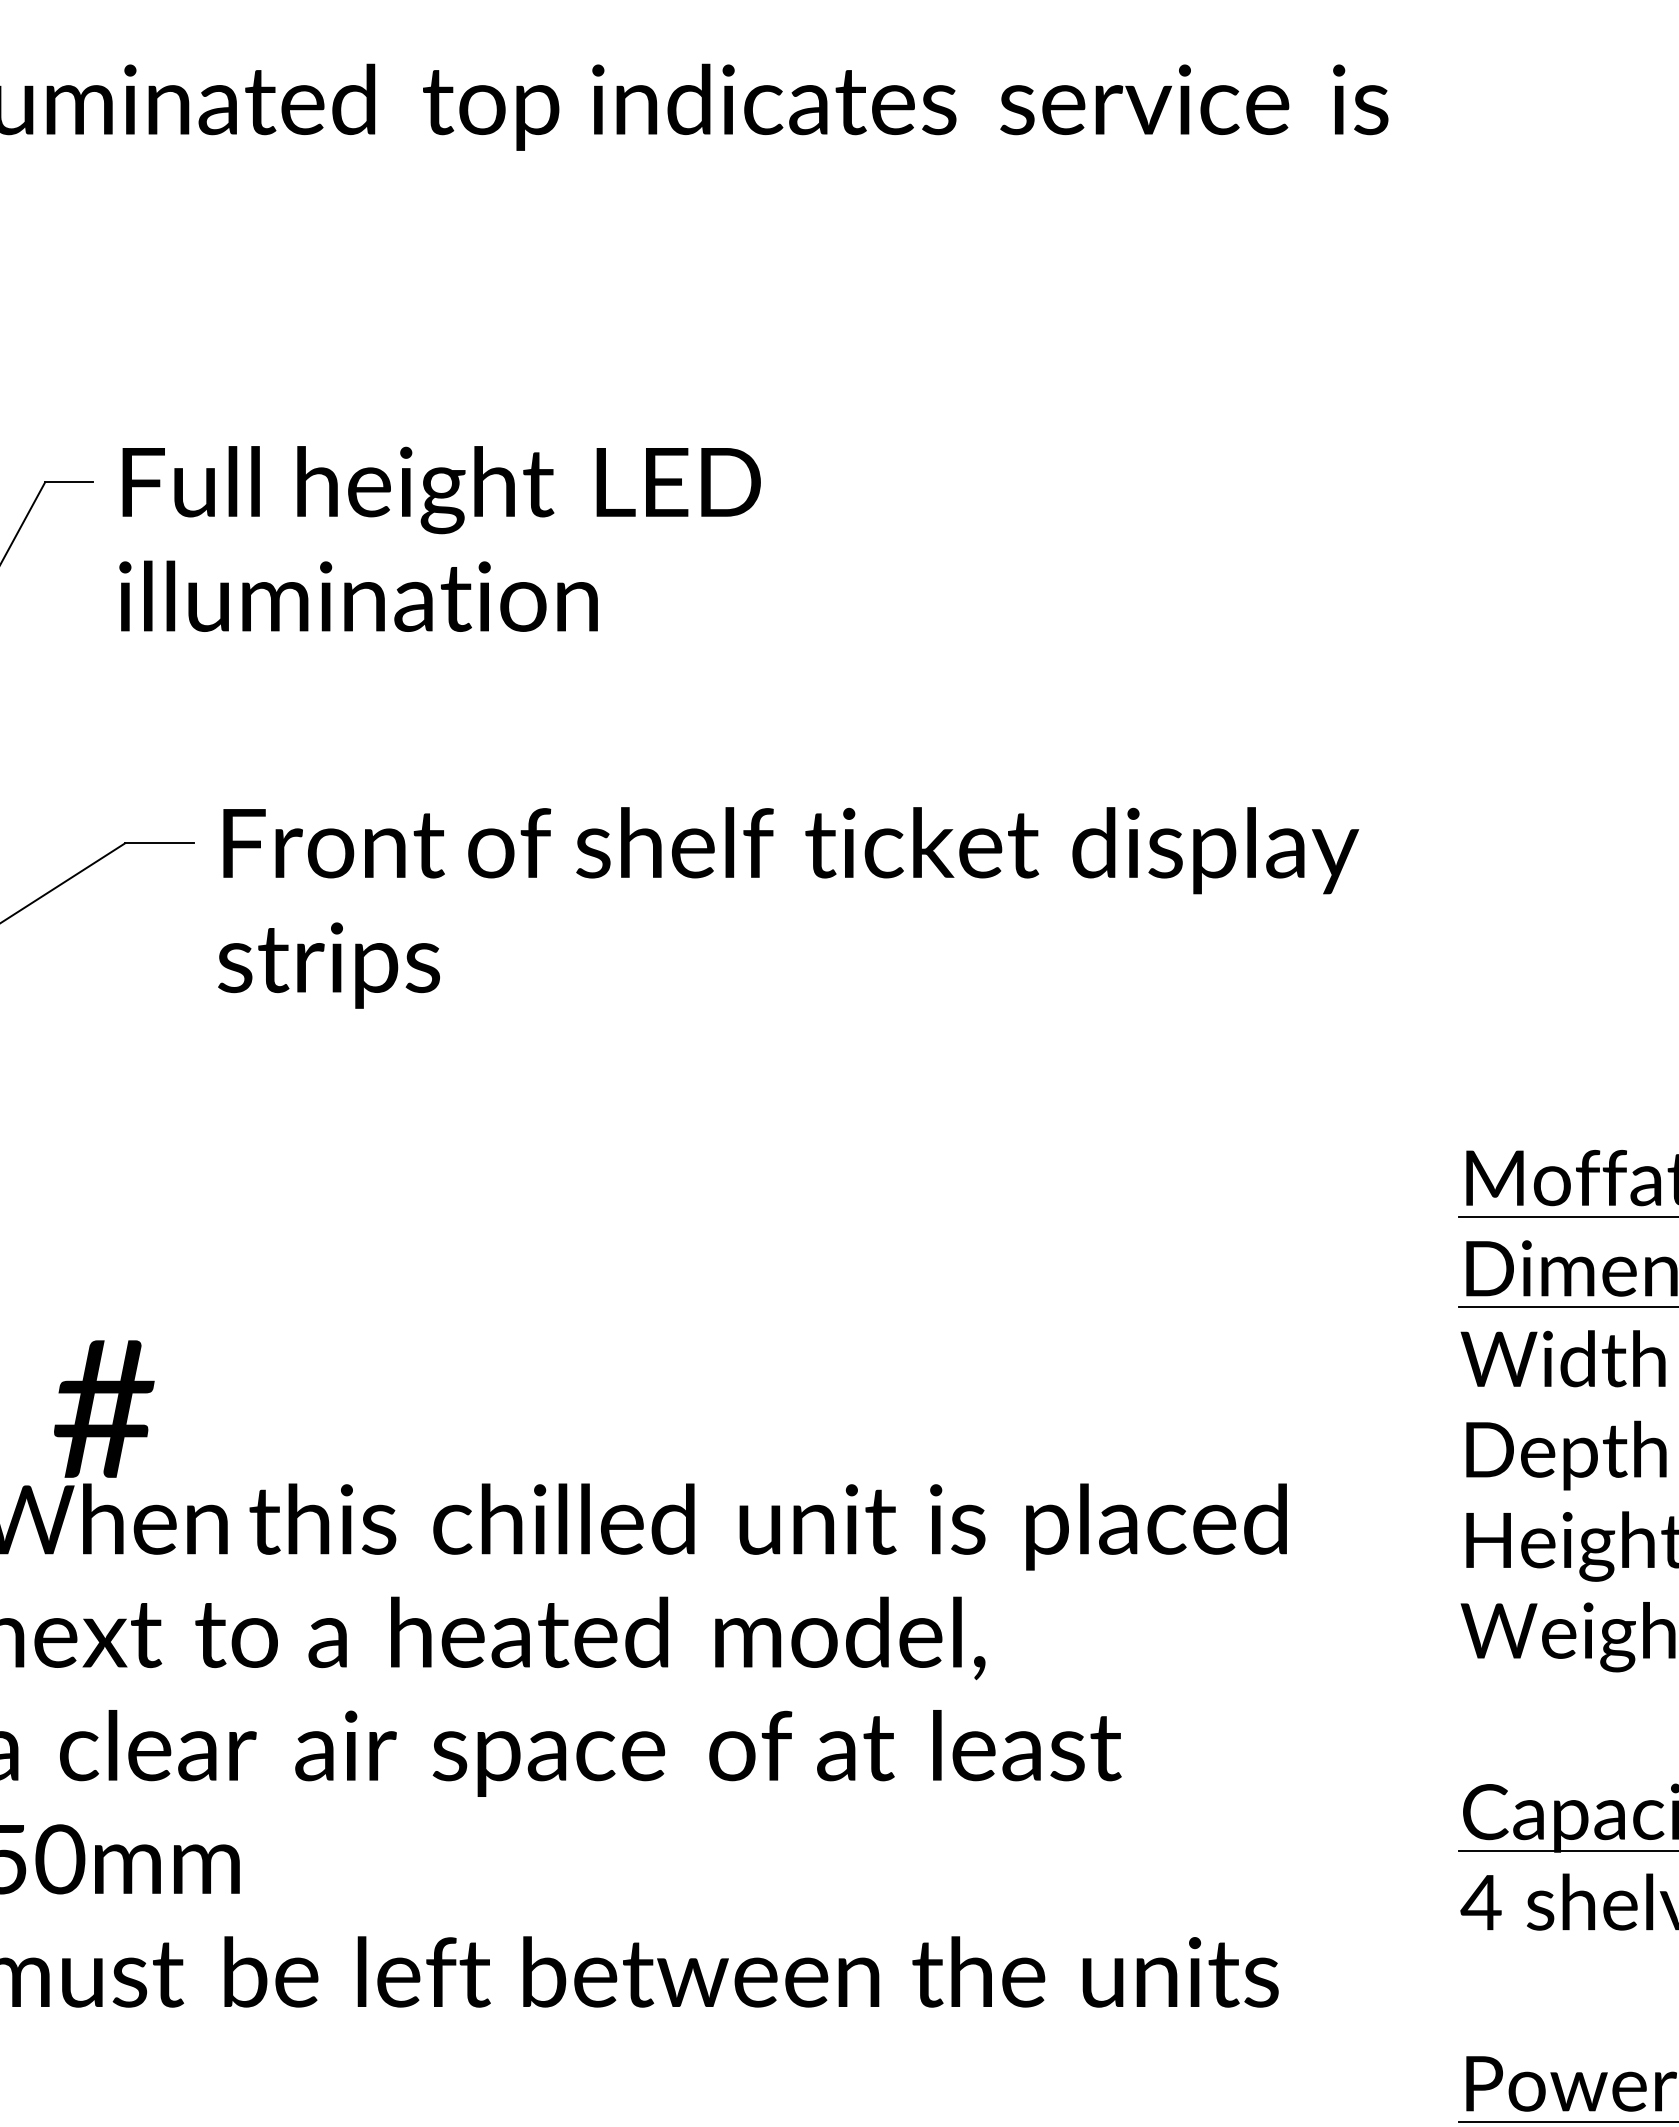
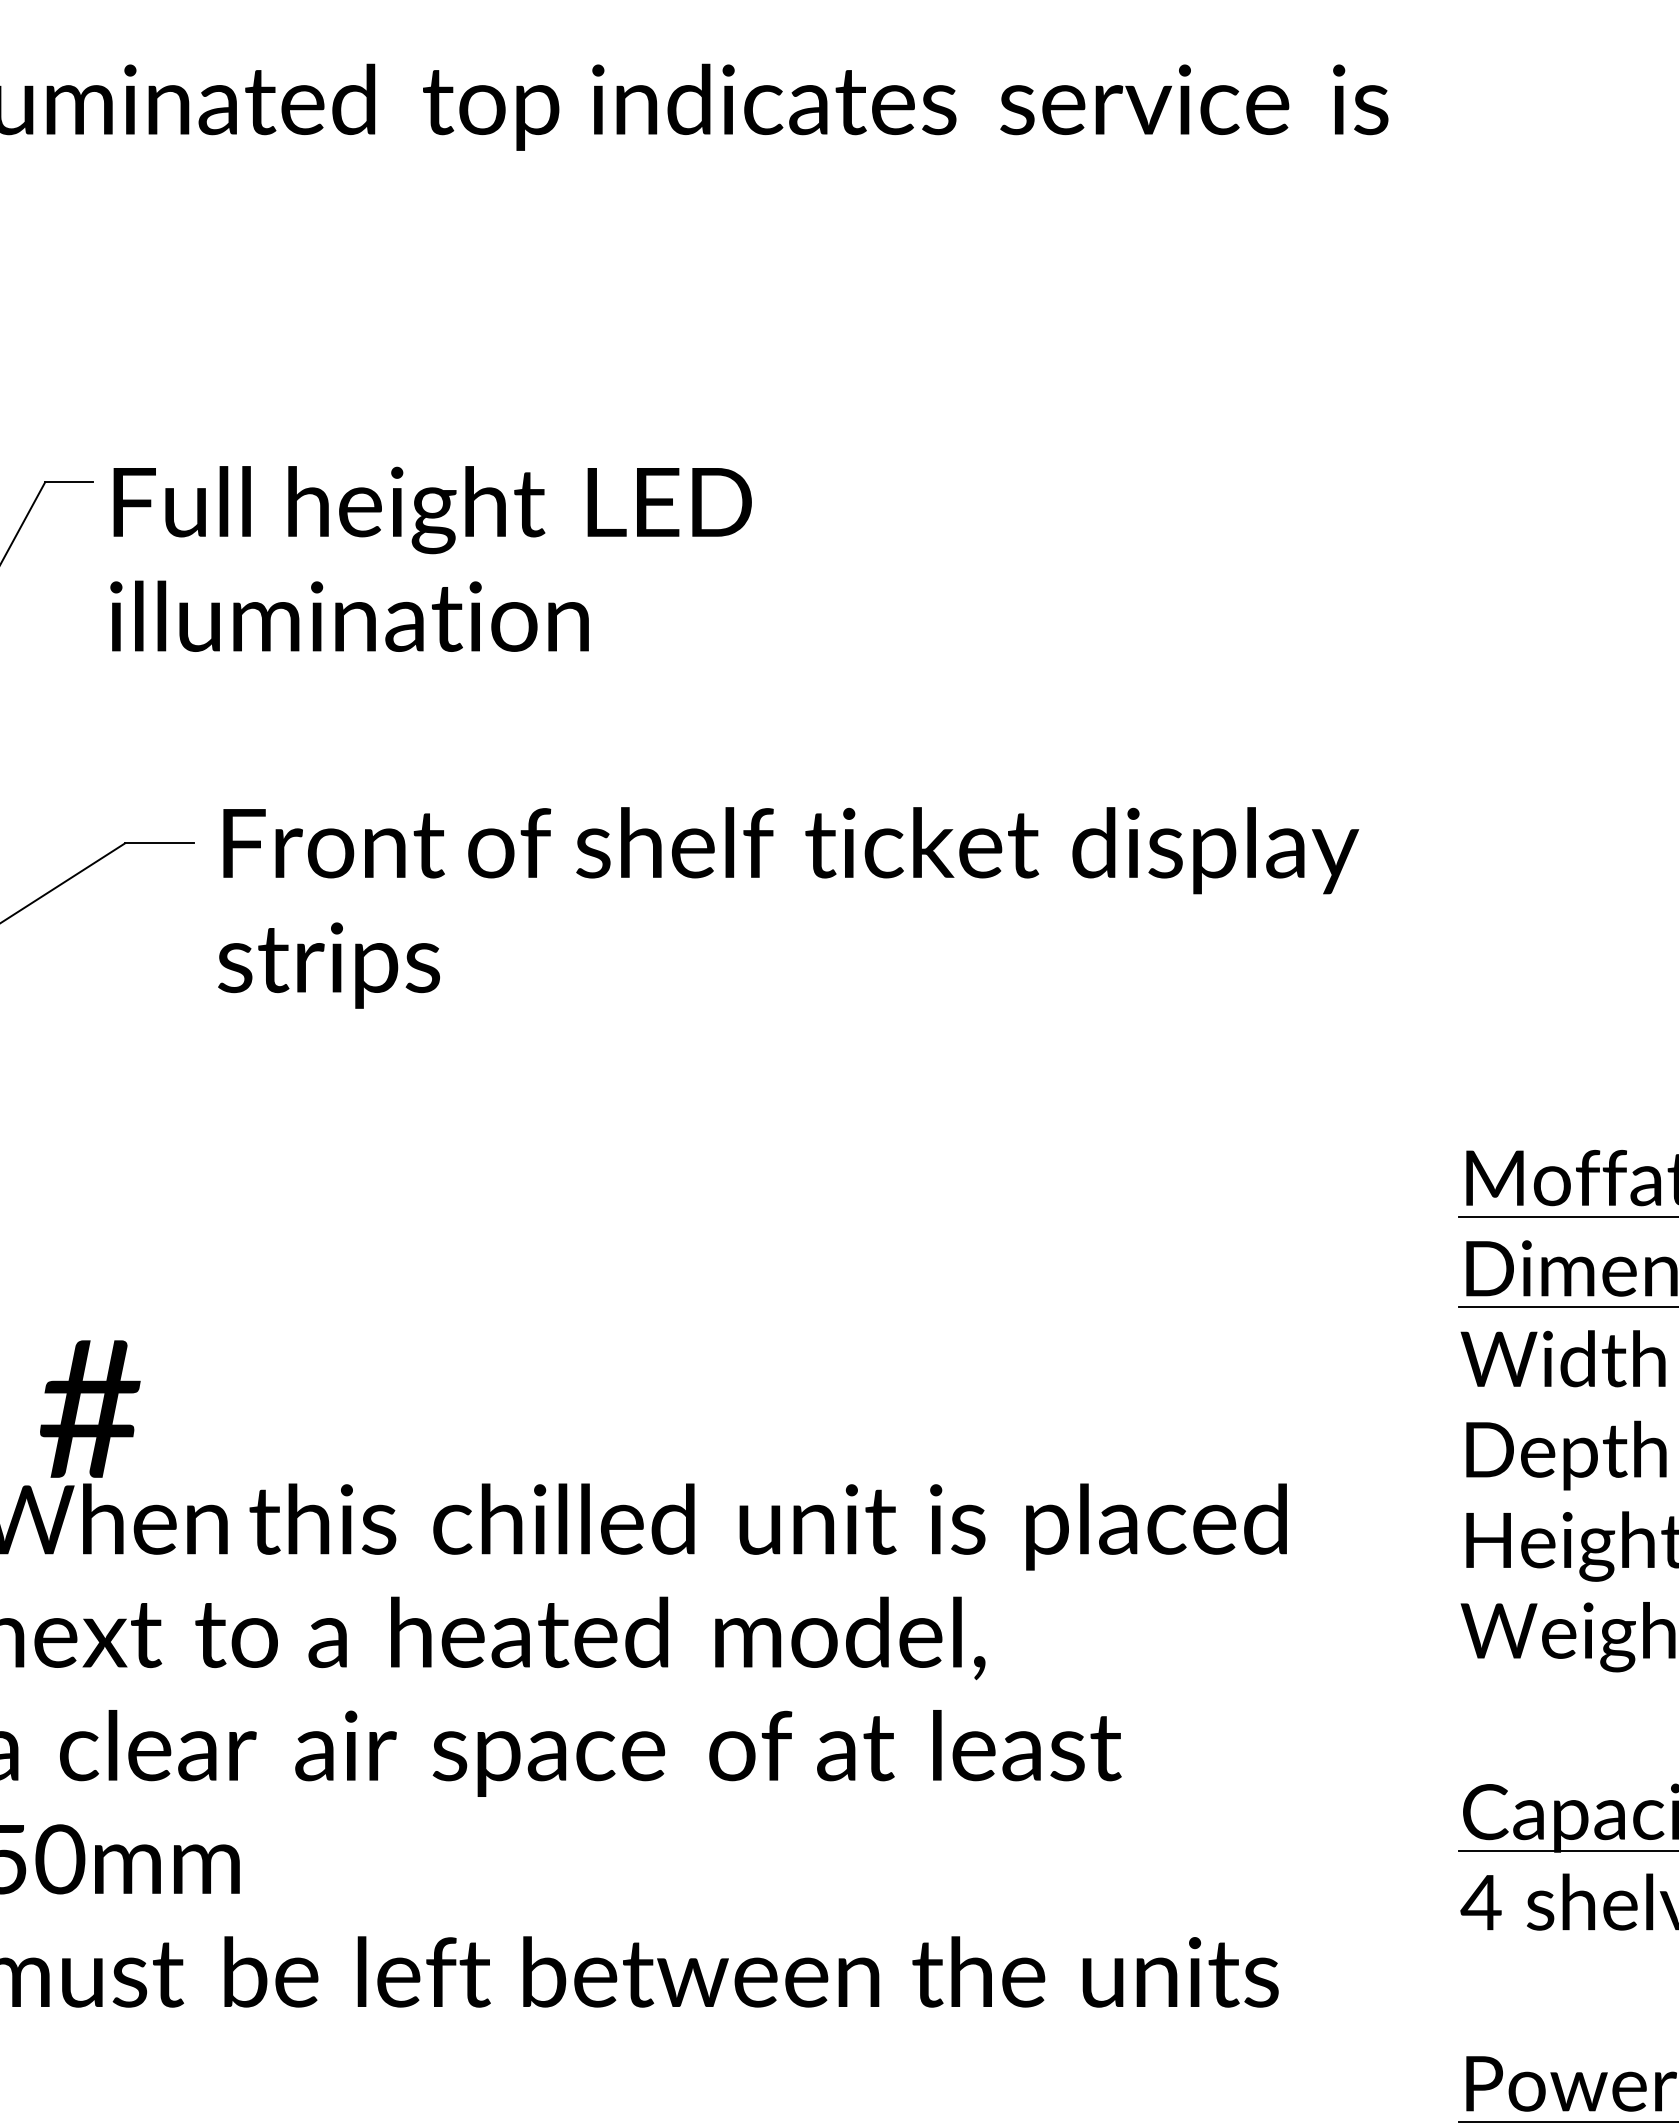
text position: (439, 538) -> (430, 558) (430, 558)
text position: (104, 1408) -> (90, 1408) (90, 1408)
